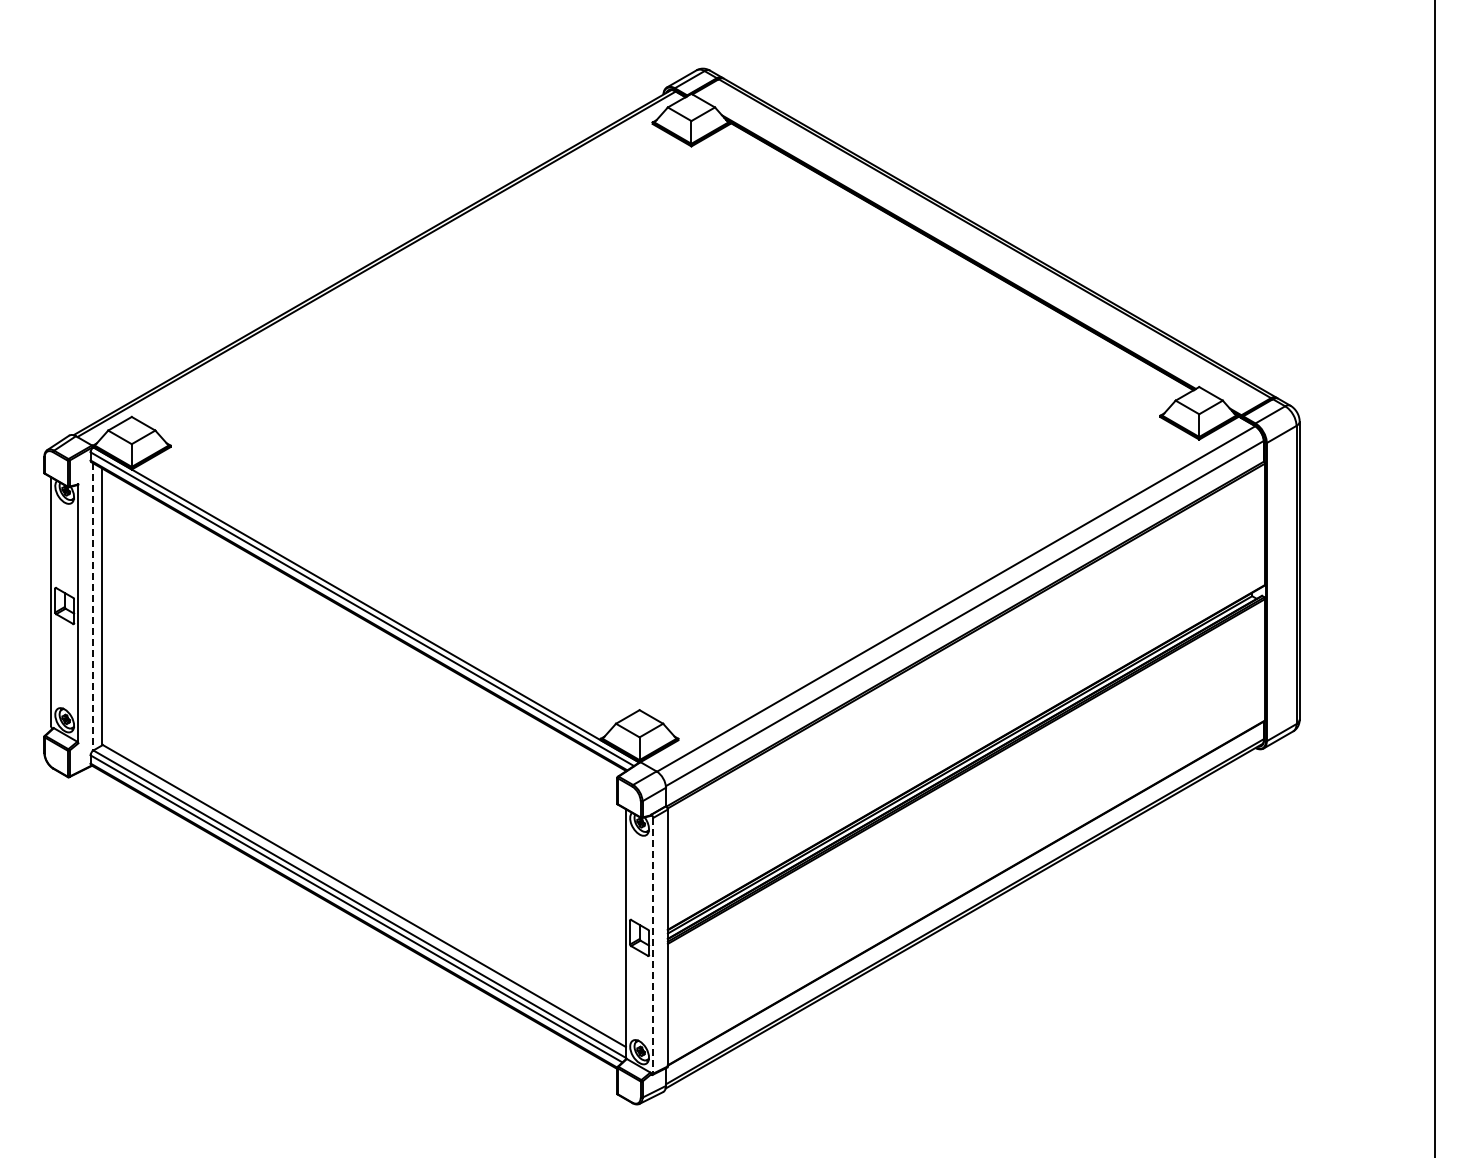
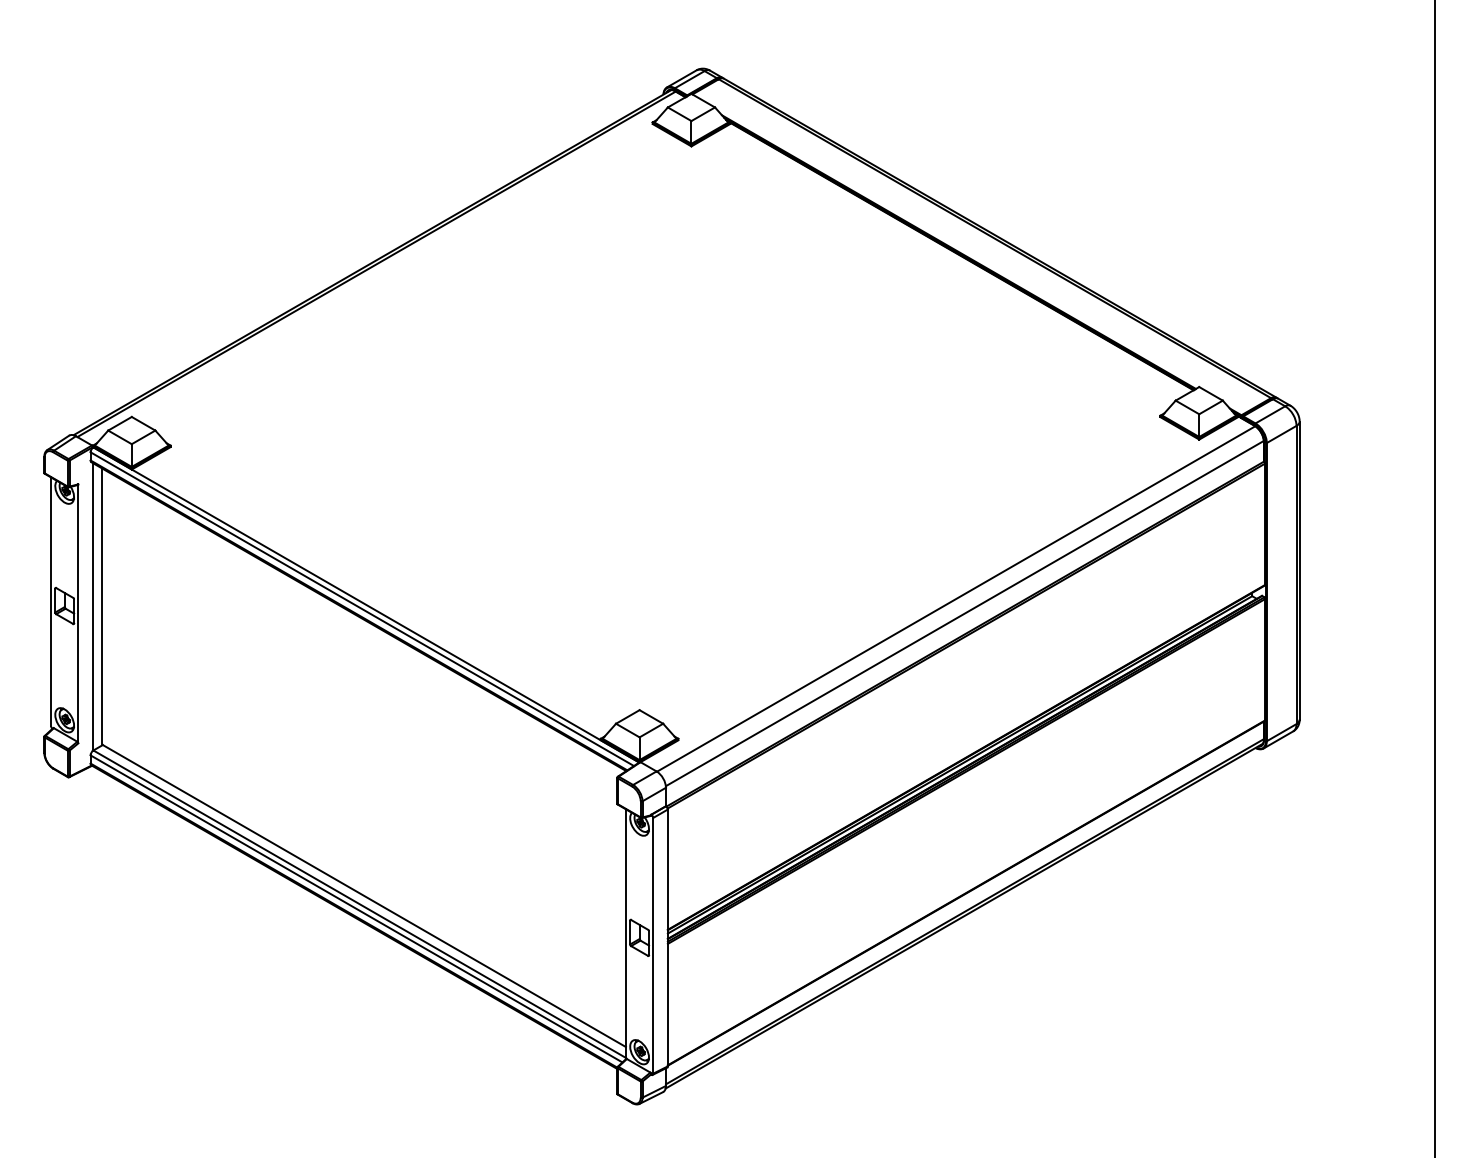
line: dashed -> solid (92, 606)
line: dashed -> solid (653, 945)
